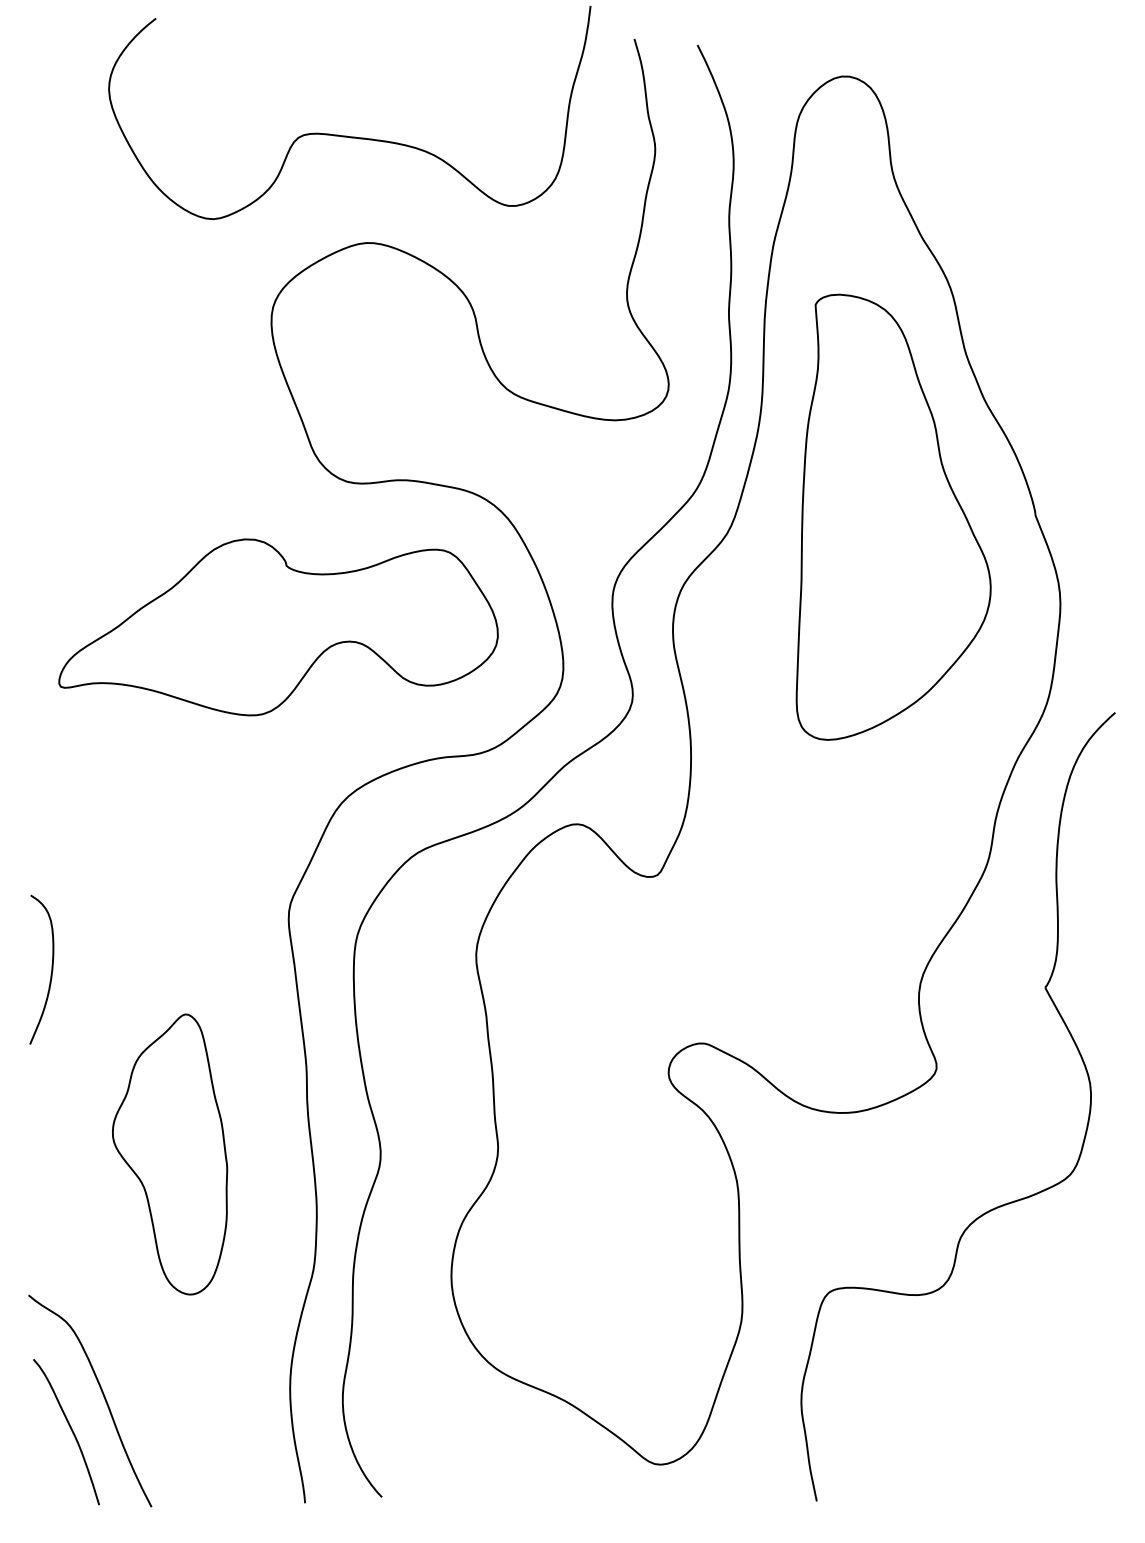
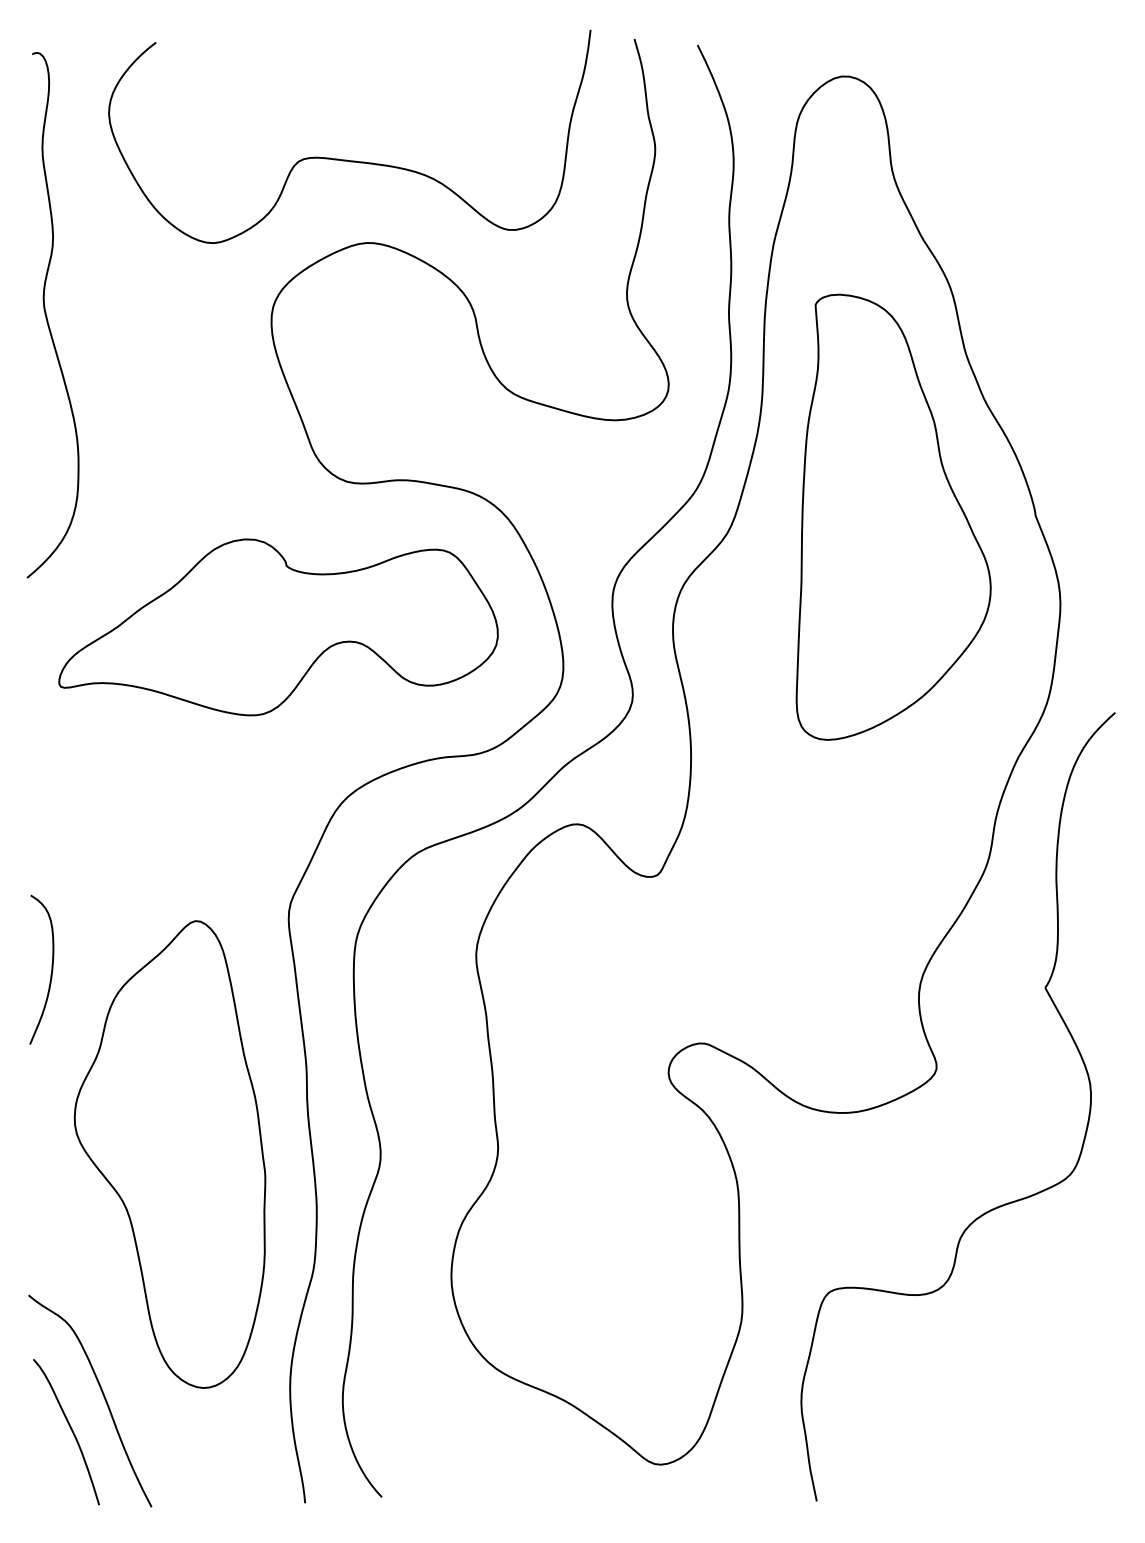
curve position: (347, 135) -> (347, 159) (347, 159)
curve: none -> present (47, 316)
part size: 117x283 px -> 194x469 px (169, 1154)
